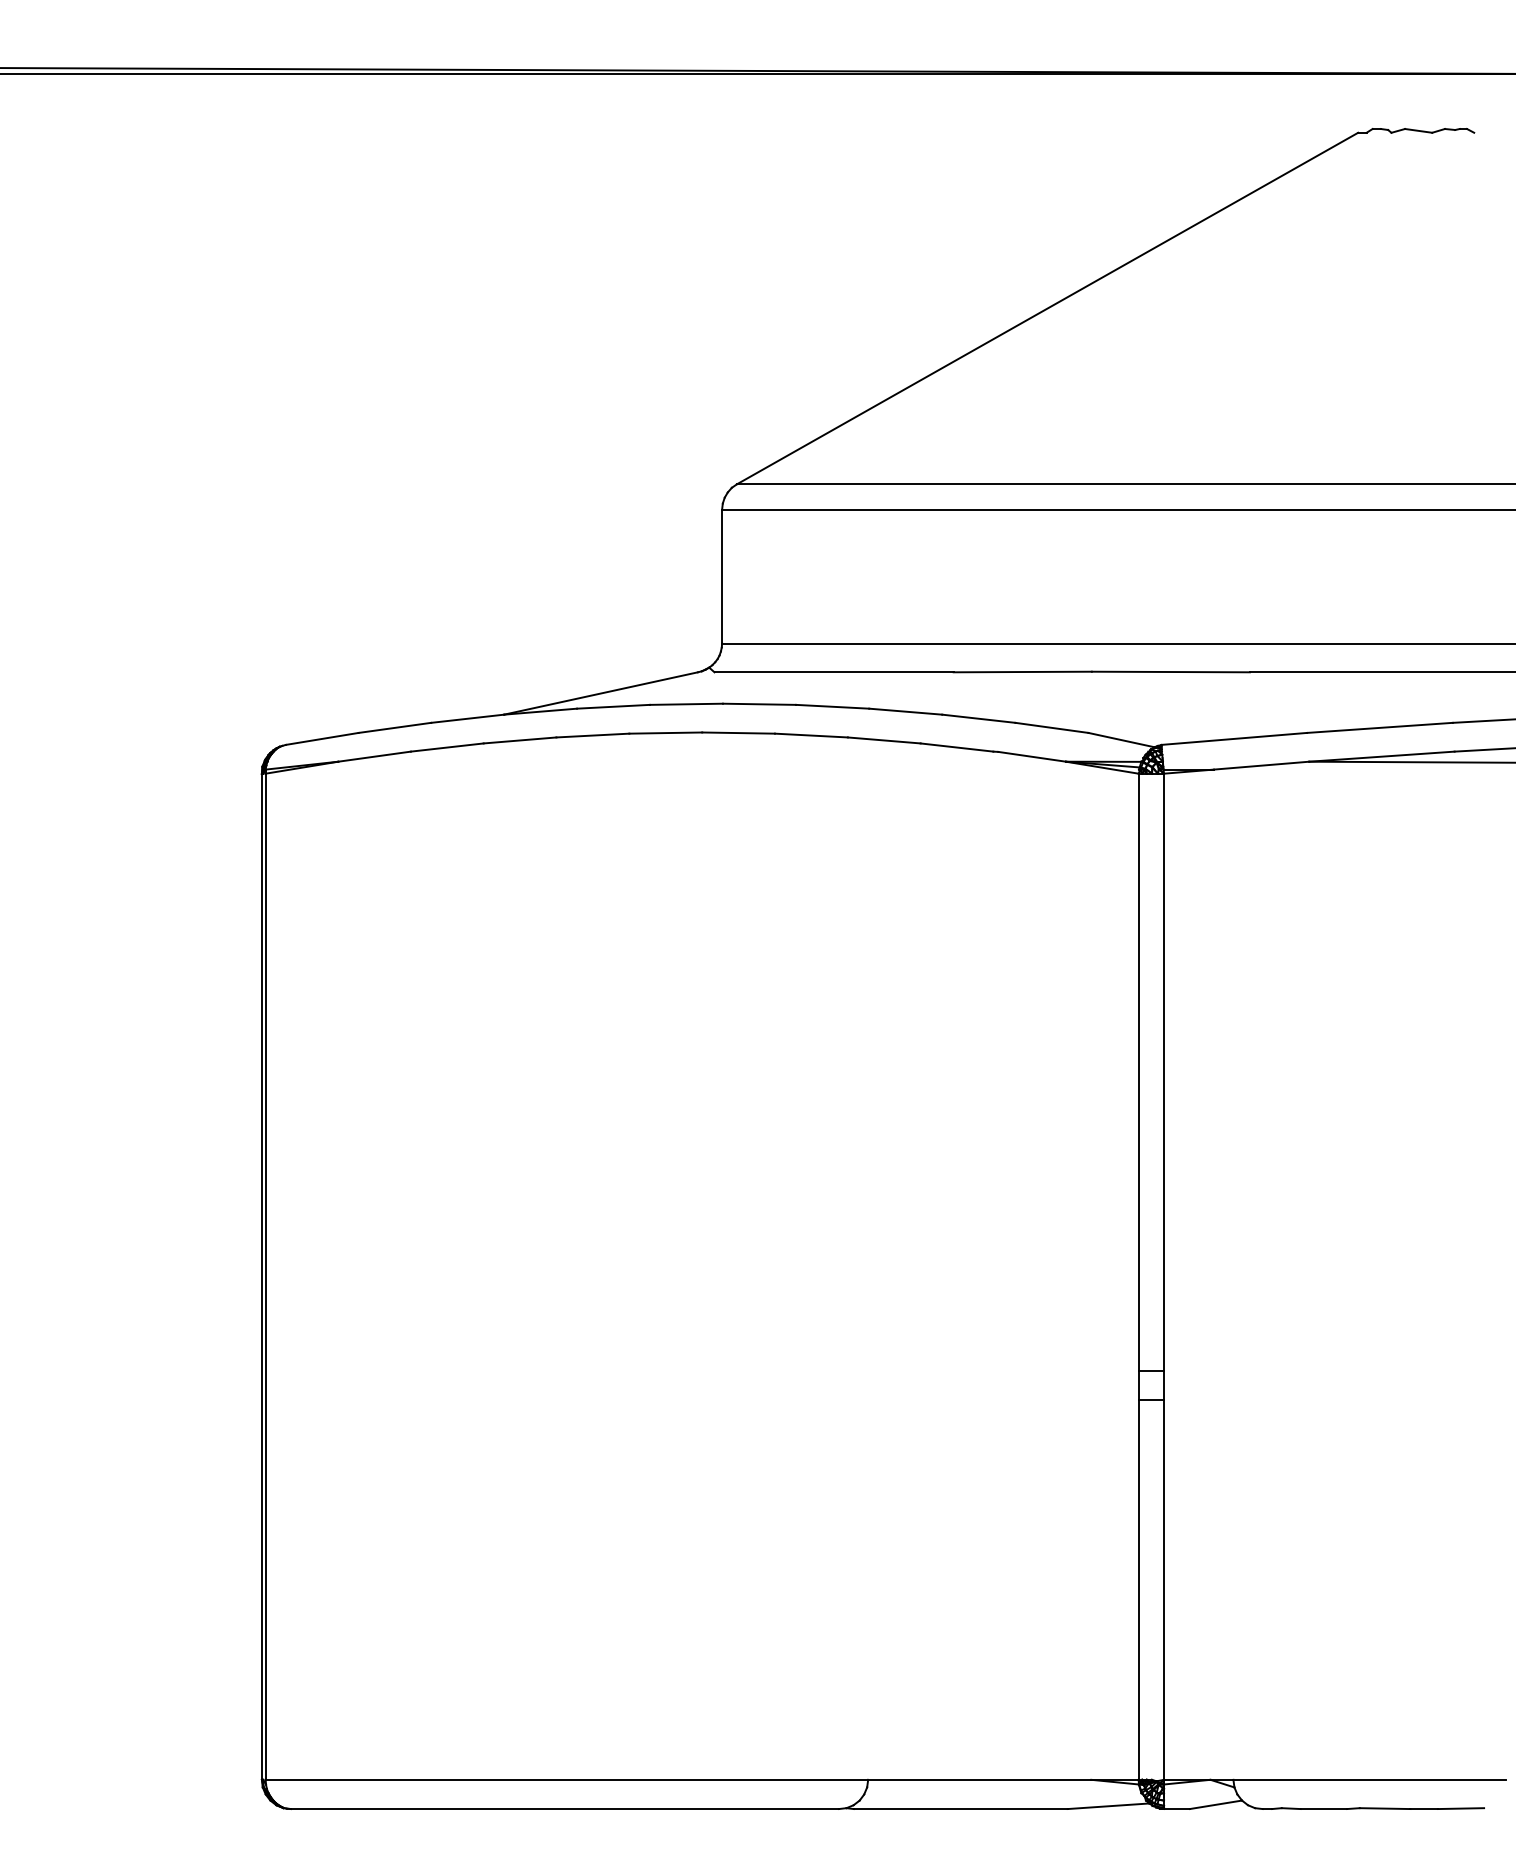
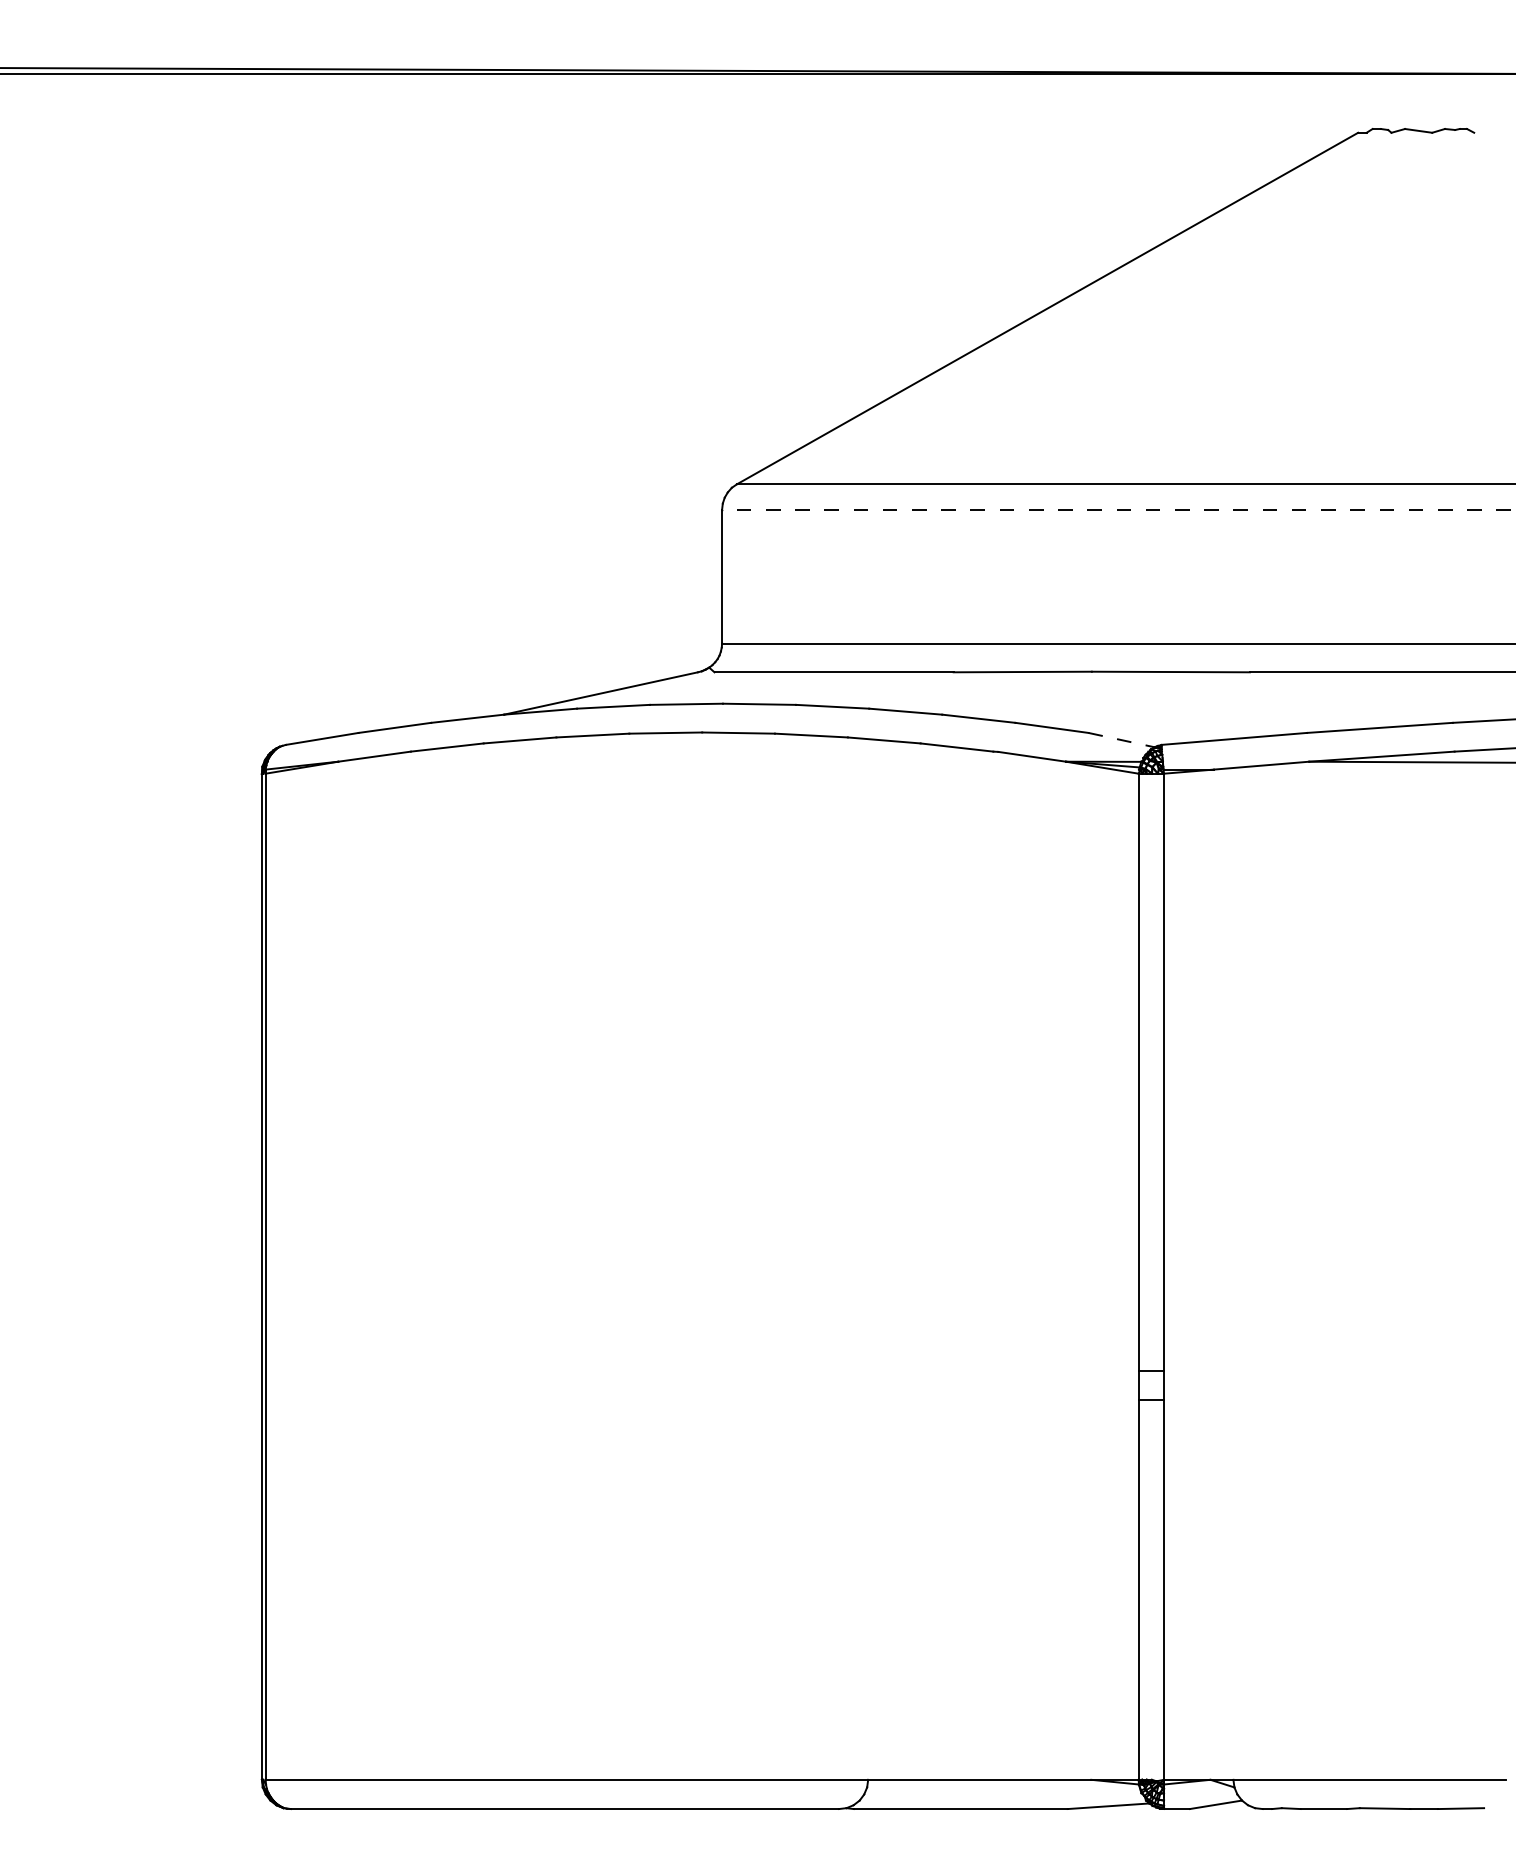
line: solid -> dashed (1119, 509)
line: solid -> dashed (1121, 740)
